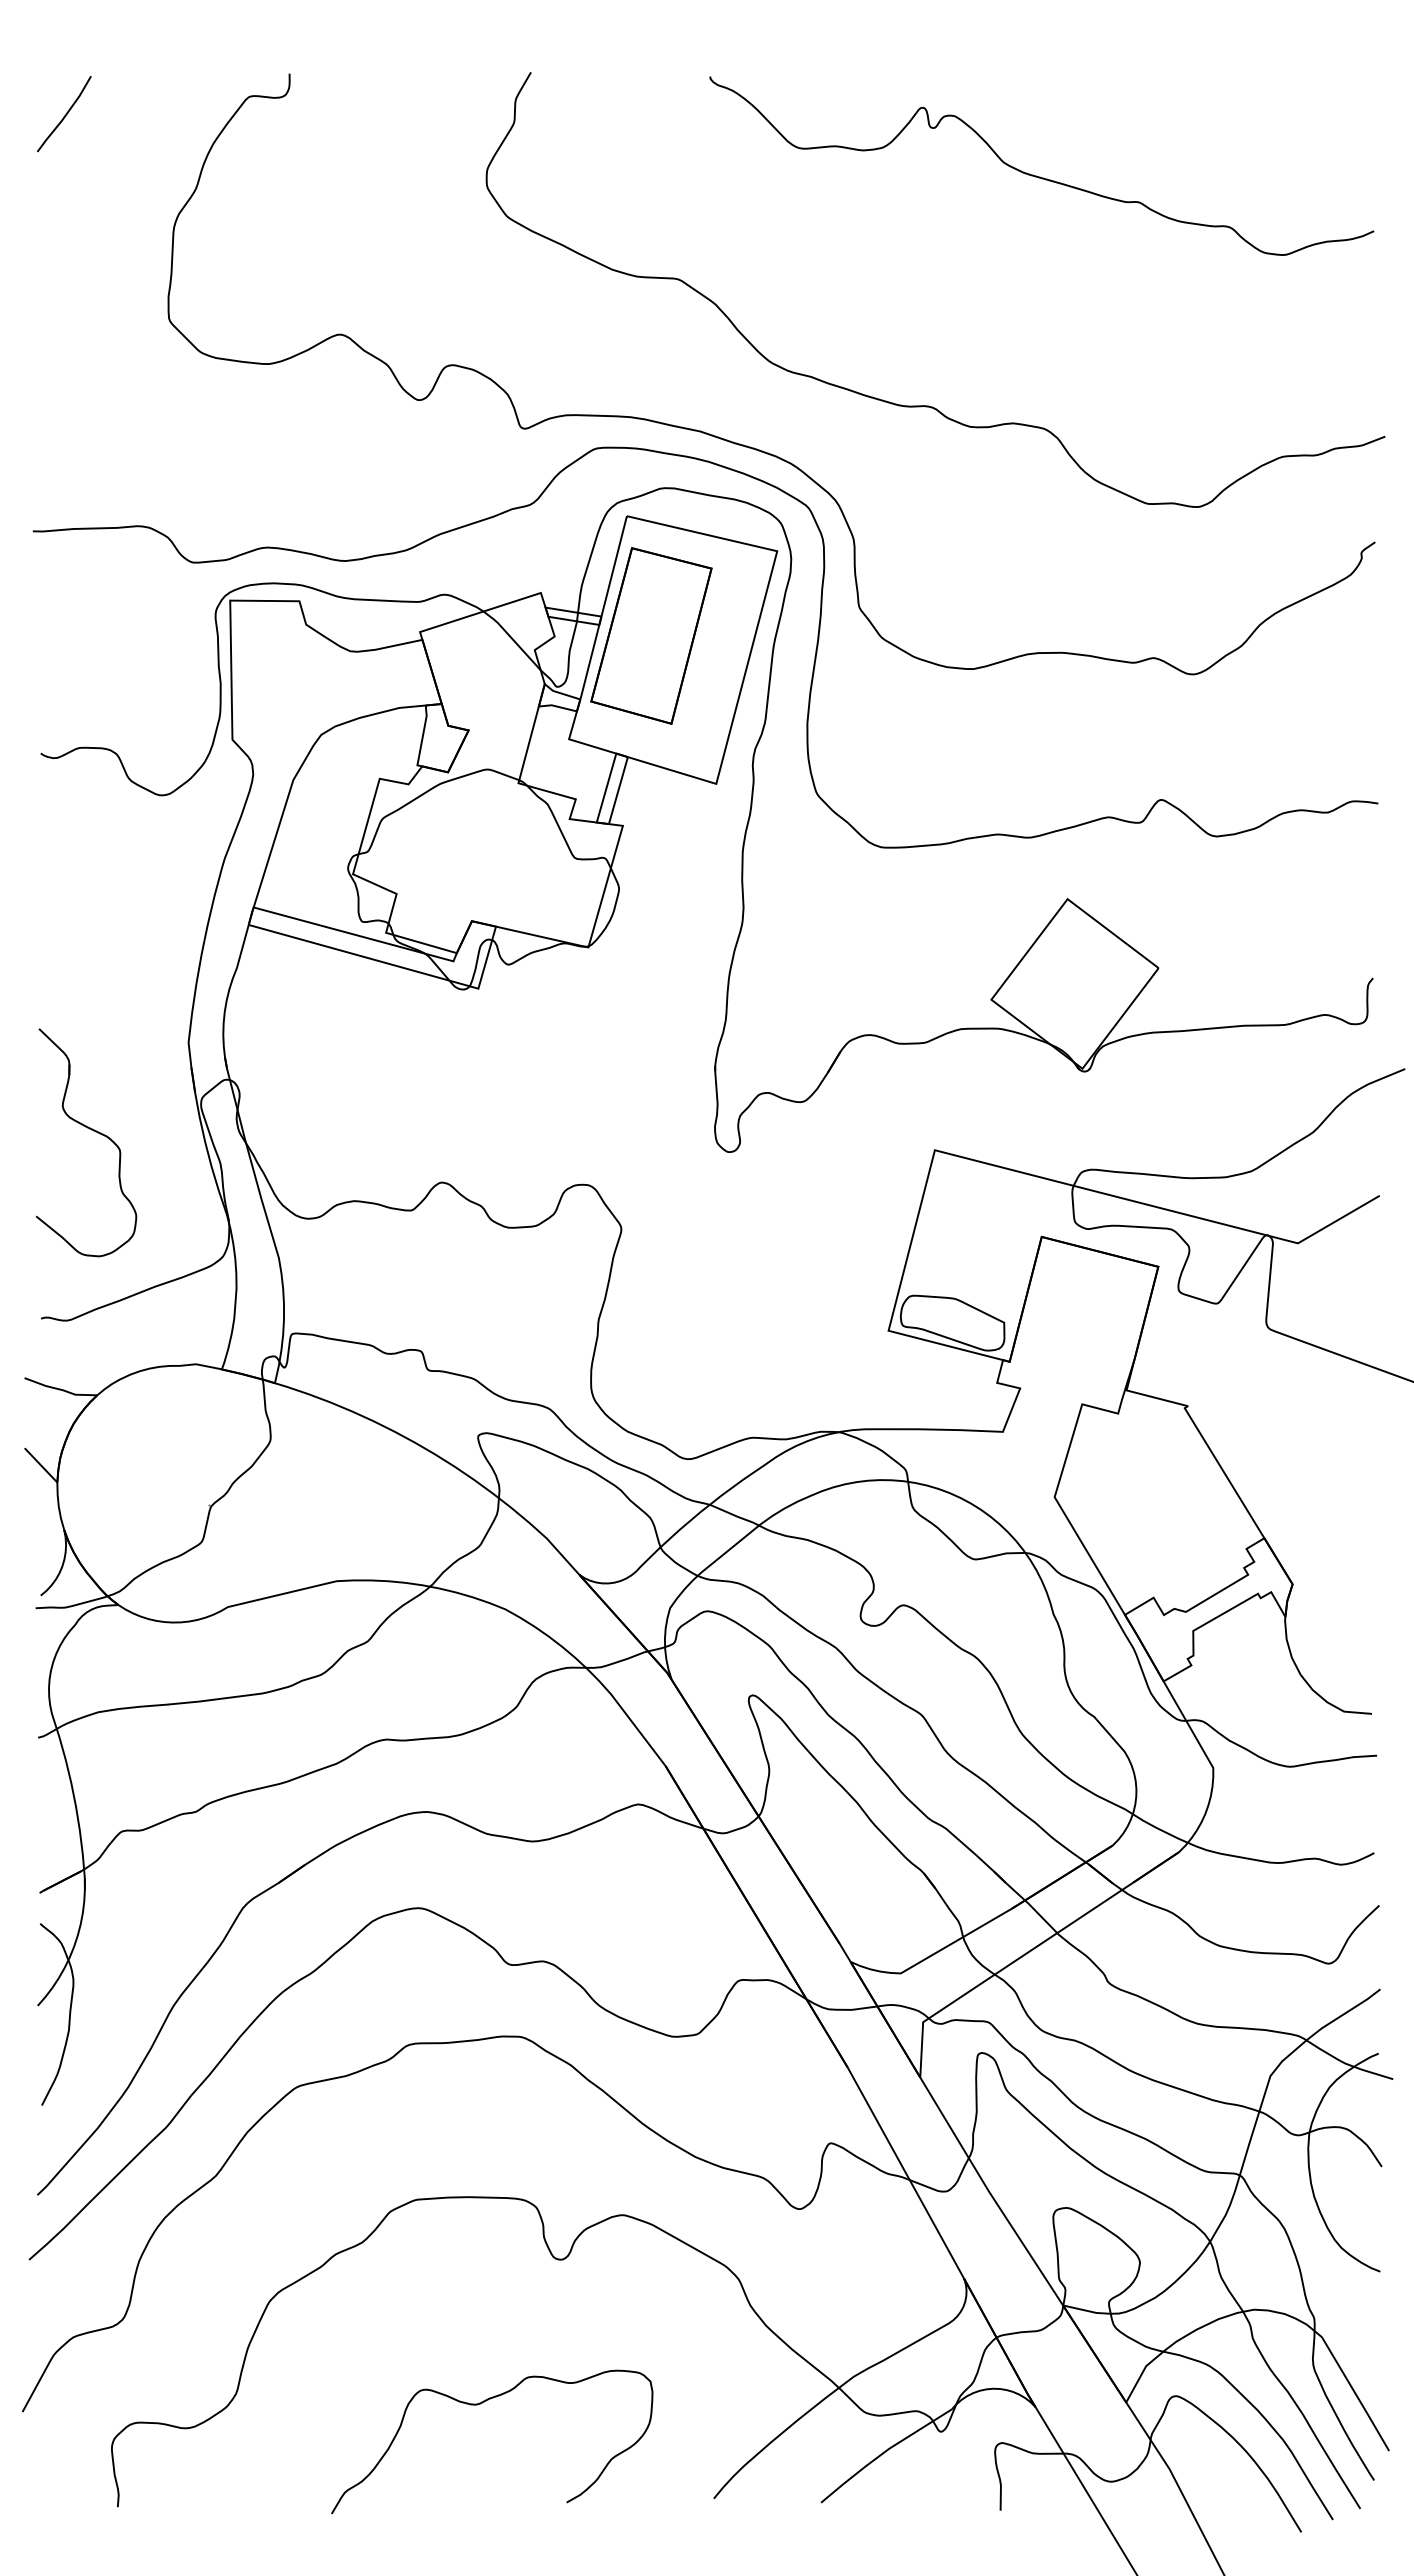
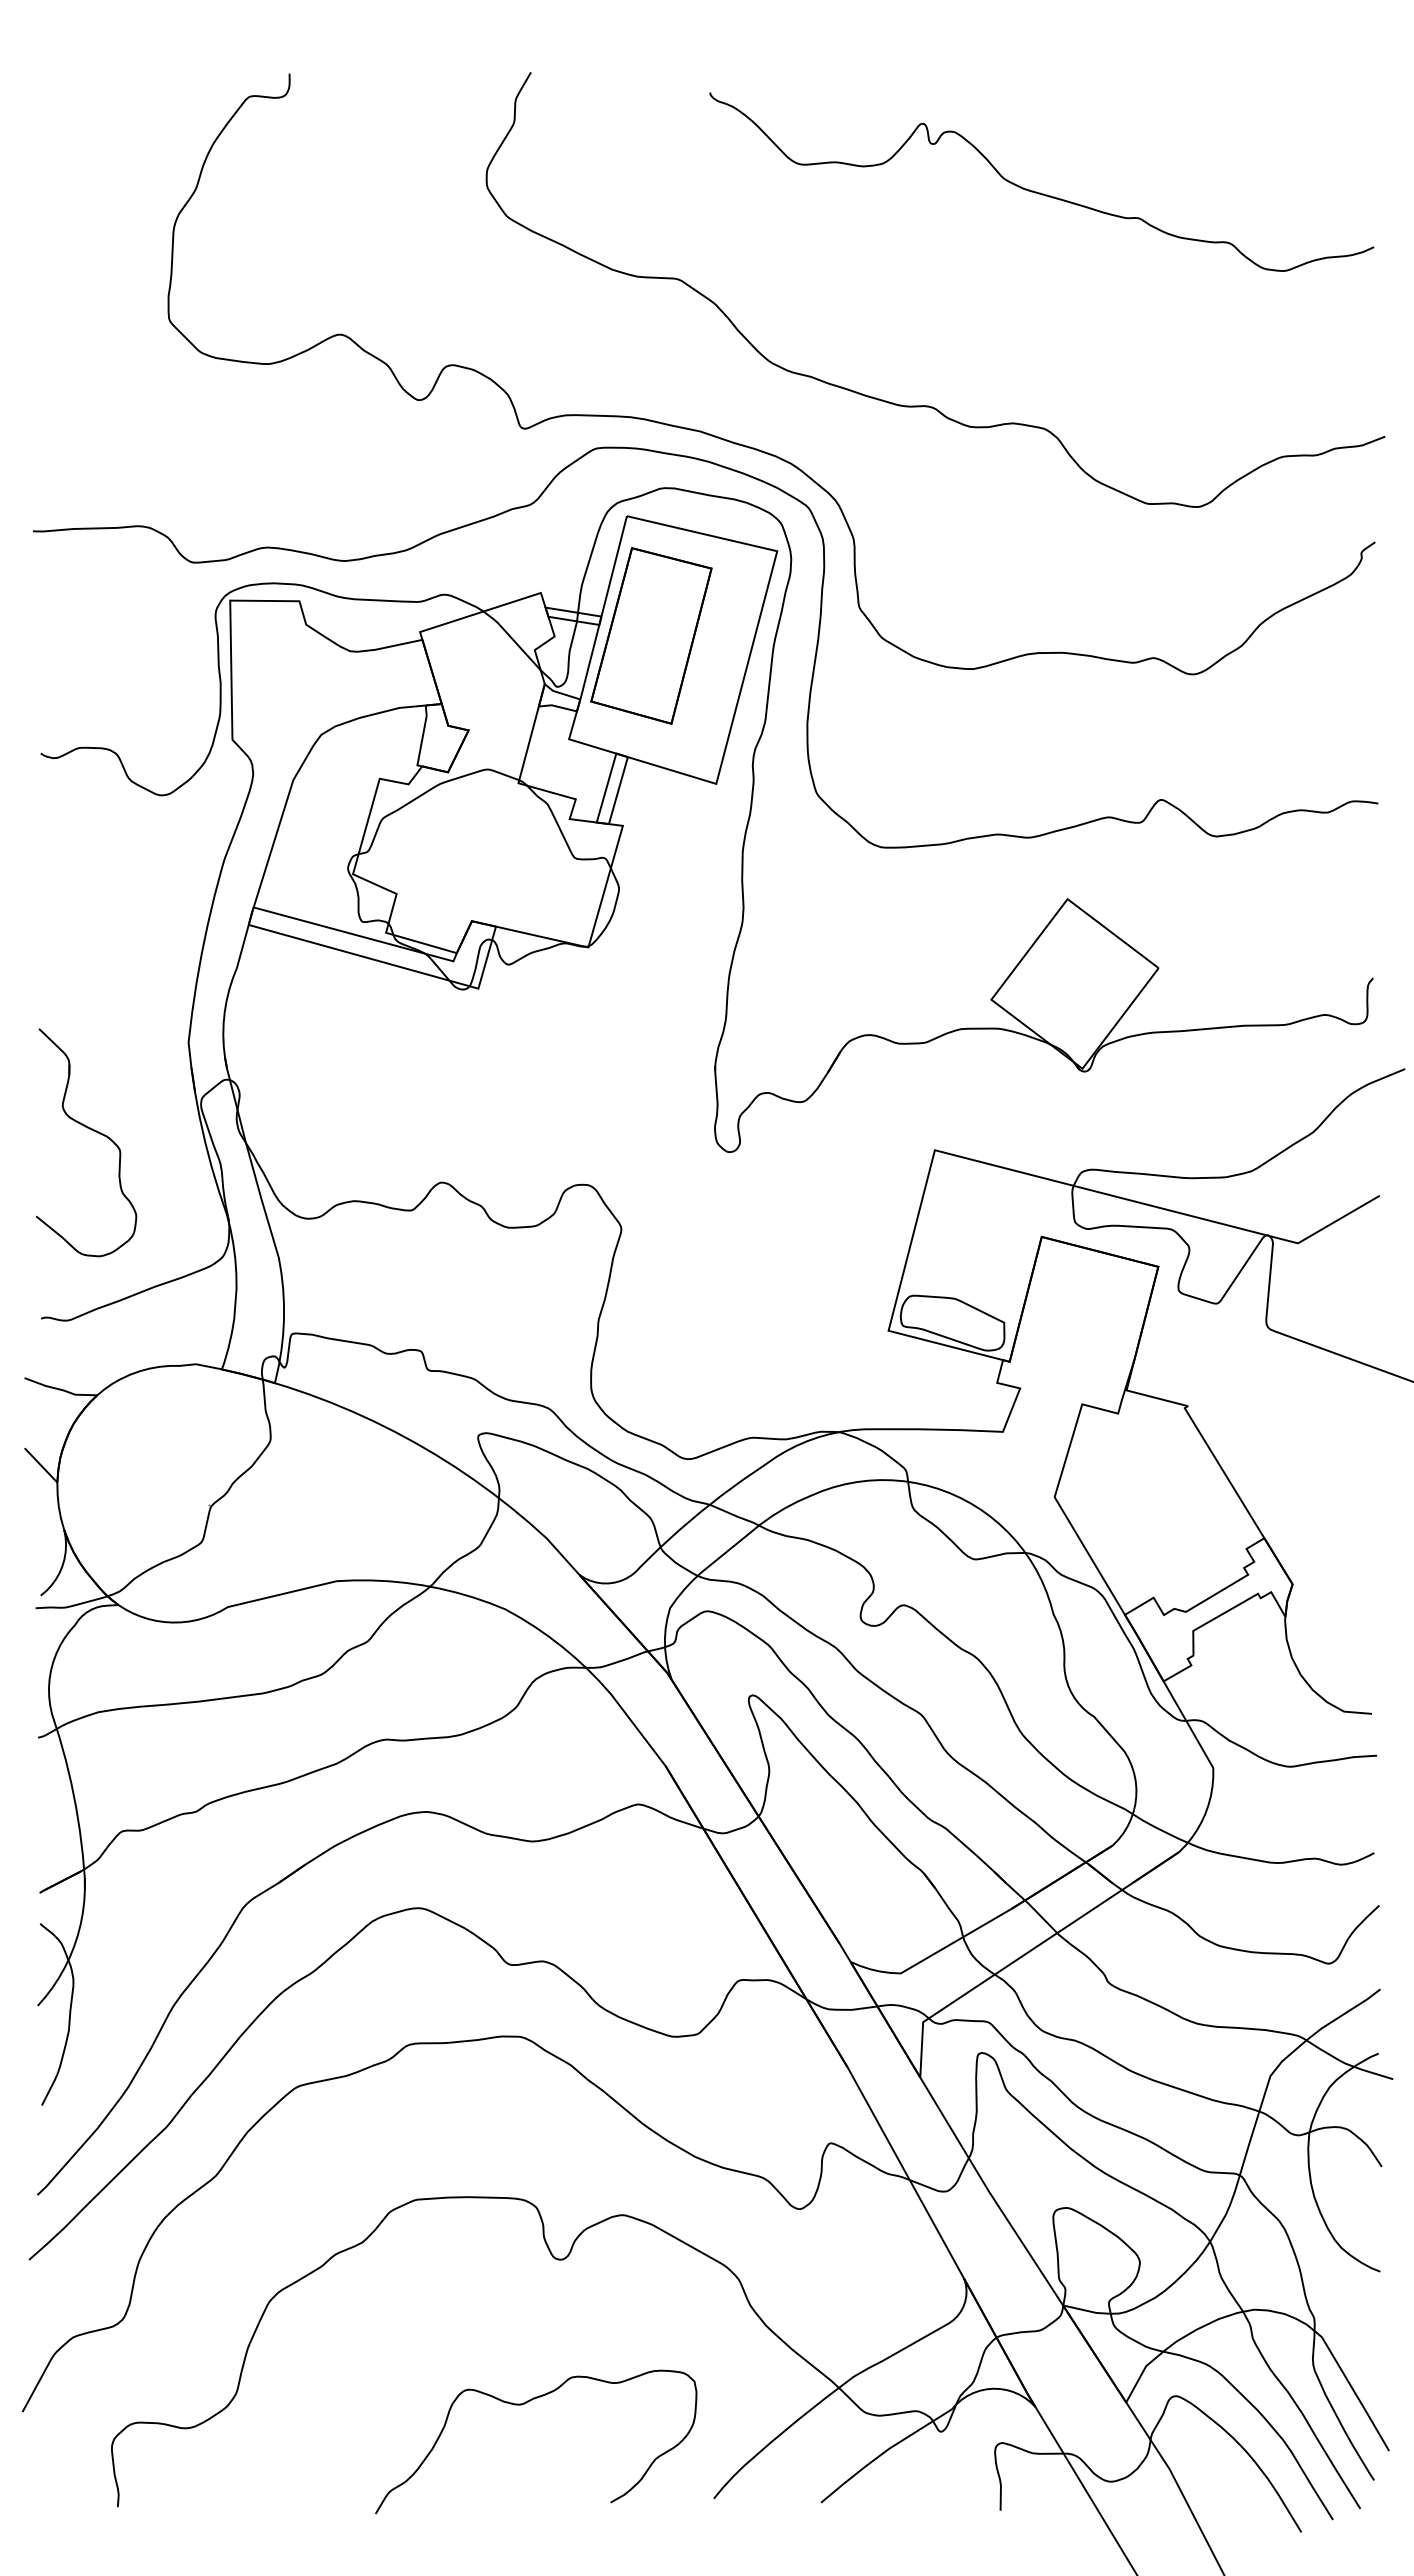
line: present -> none (65, 114)
curve position: (1040, 176) -> (1040, 192) (1040, 192)
curve position: (480, 2404) -> (524, 2404) (524, 2404)
